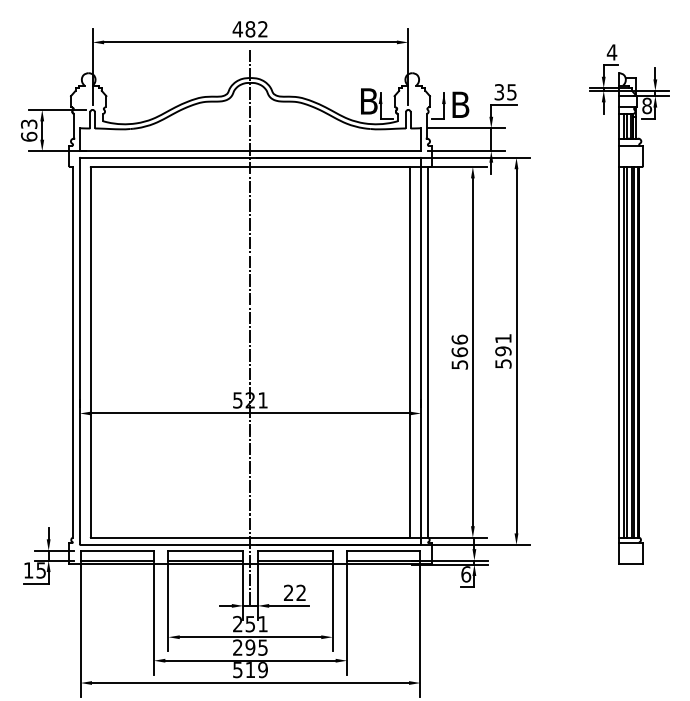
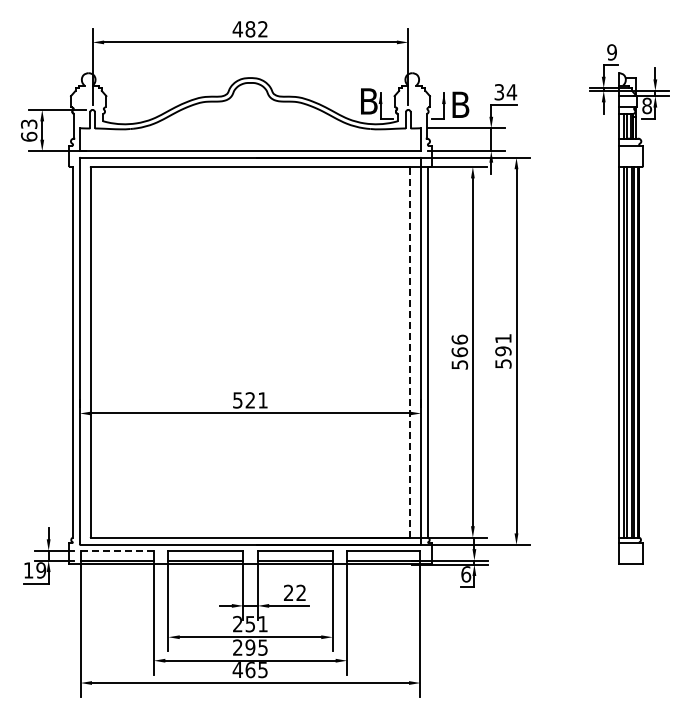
text: 4 -> 9 (611, 52)
text: 35 -> 34 (511, 92)
line: present -> none (250, 327)
line: solid -> dashed (410, 352)
line: solid -> dashed (117, 550)
text: 15 -> 19 (41, 570)
text: 519 -> 465 (249, 670)
